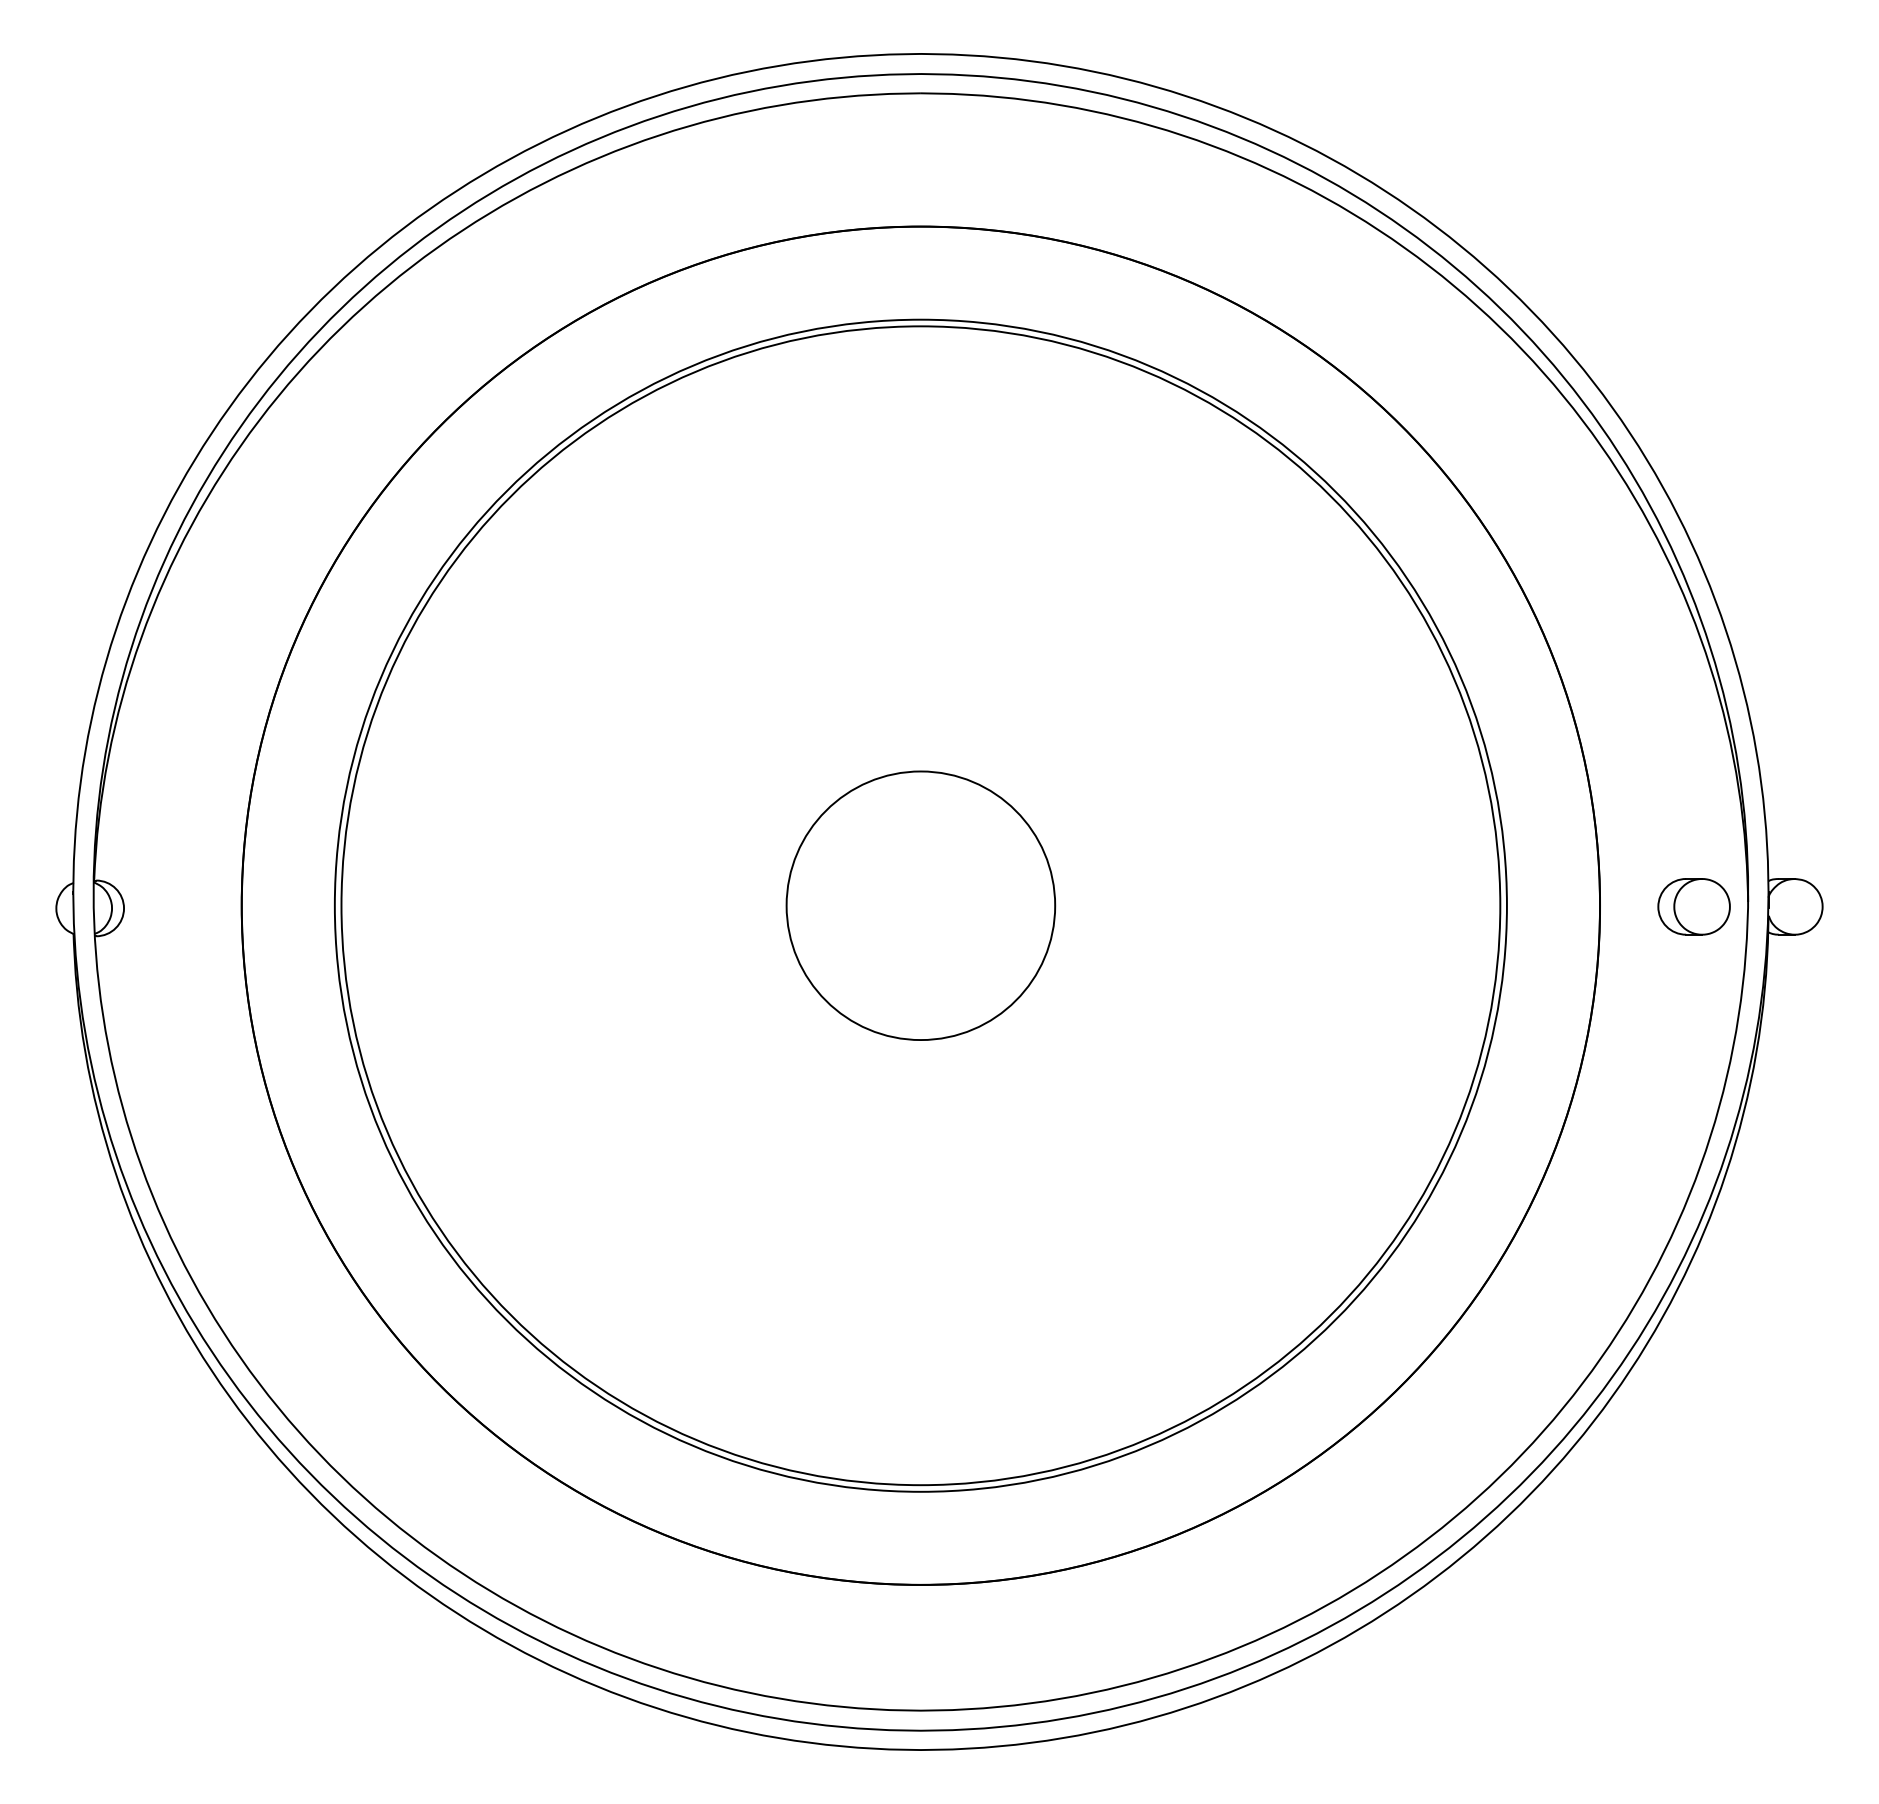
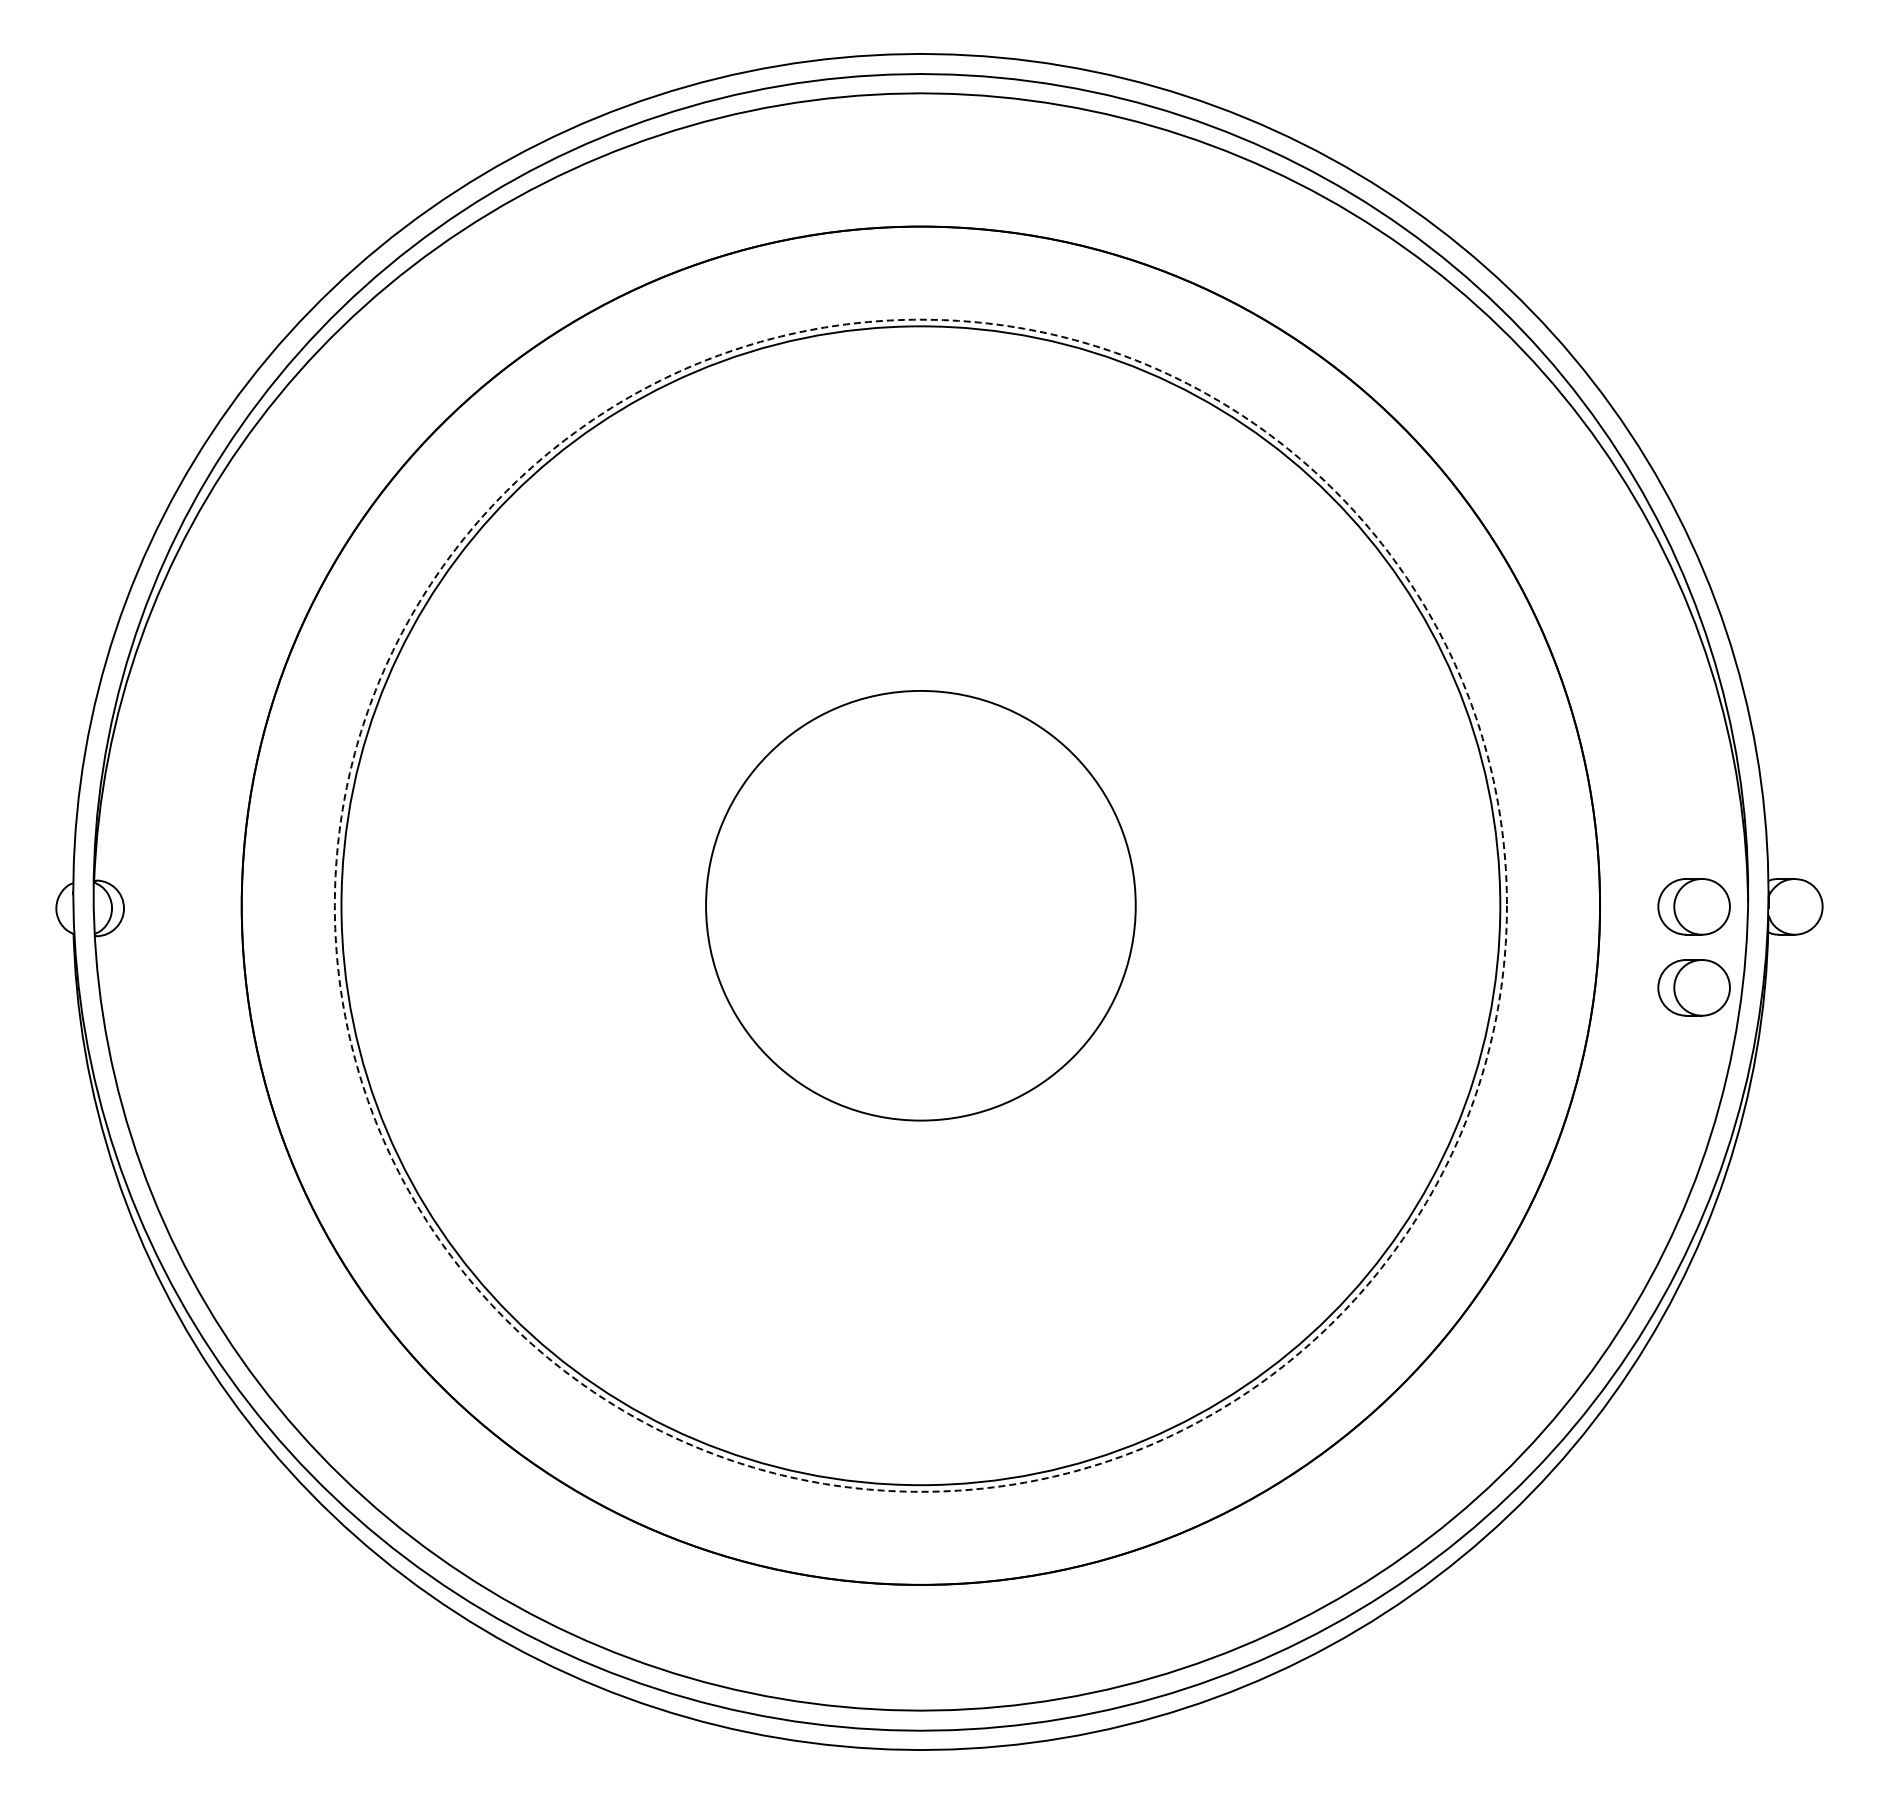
circle diameter: 269 px -> 430 px (920, 905)
circle: solid -> dashed (920, 905)
part: none -> present (1693, 987)
